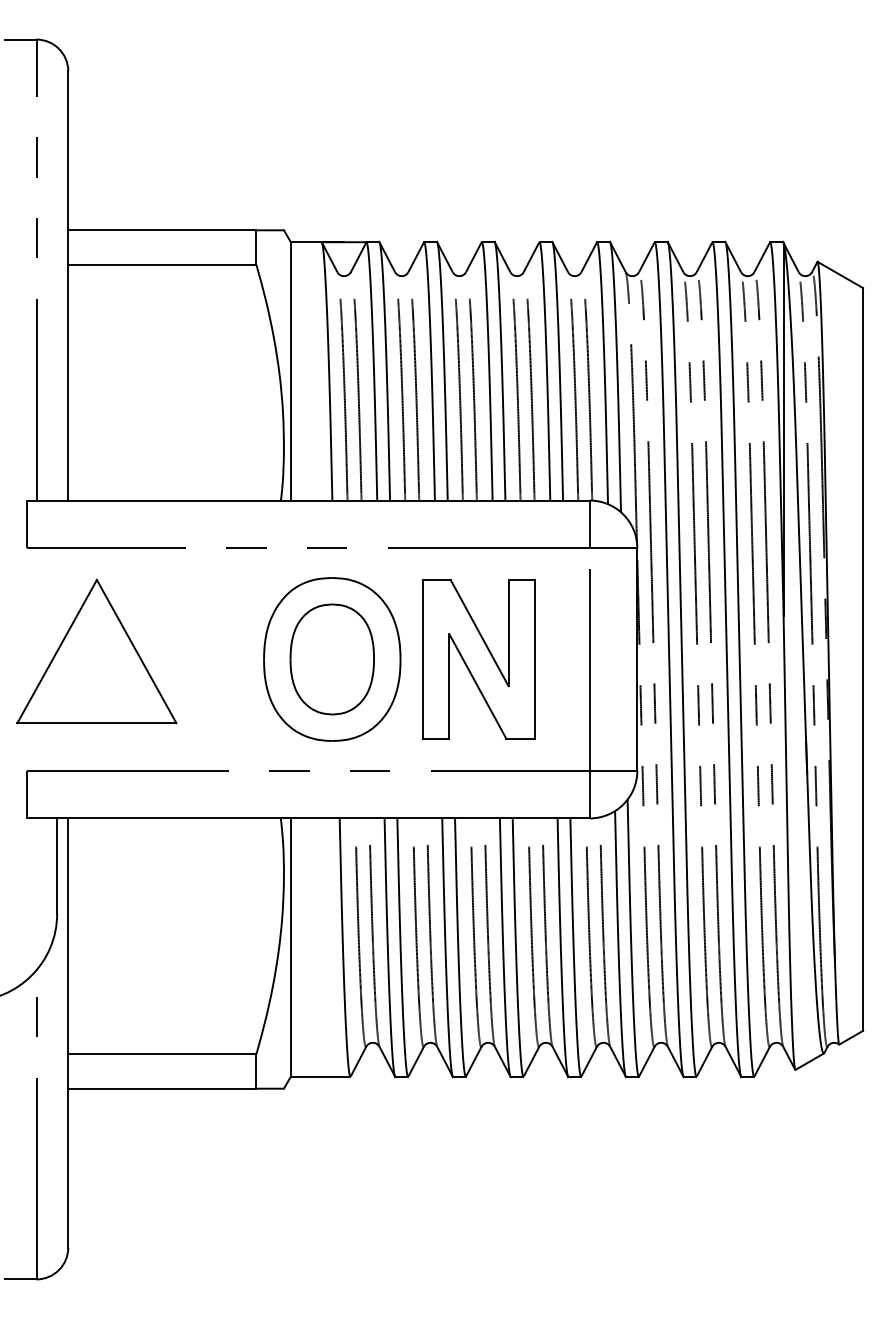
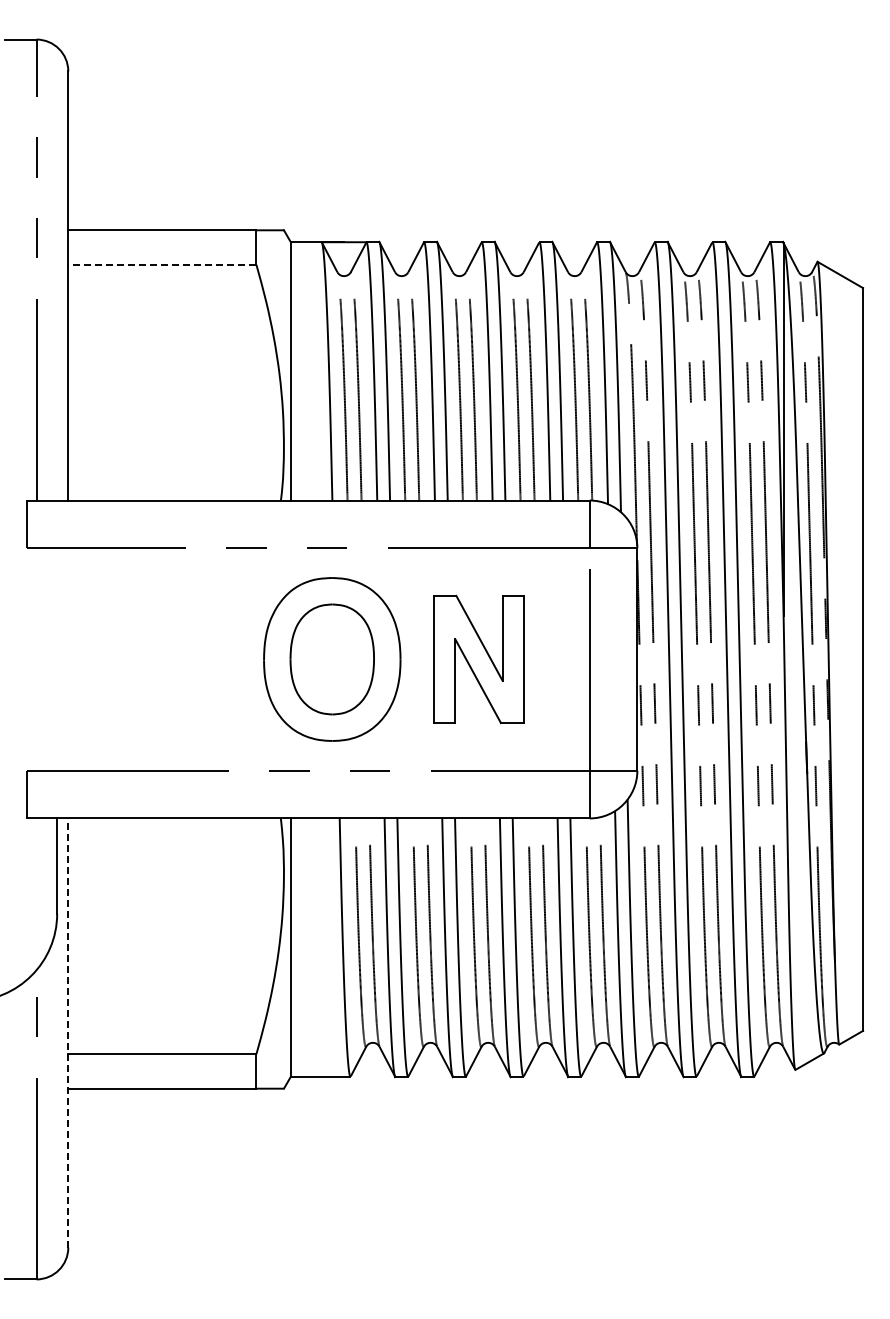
line: solid -> dashed (161, 264)
part: present -> none (96, 651)
part size: 114x161 px -> 92x131 px (478, 659)
line: solid -> dashed (68, 1033)
